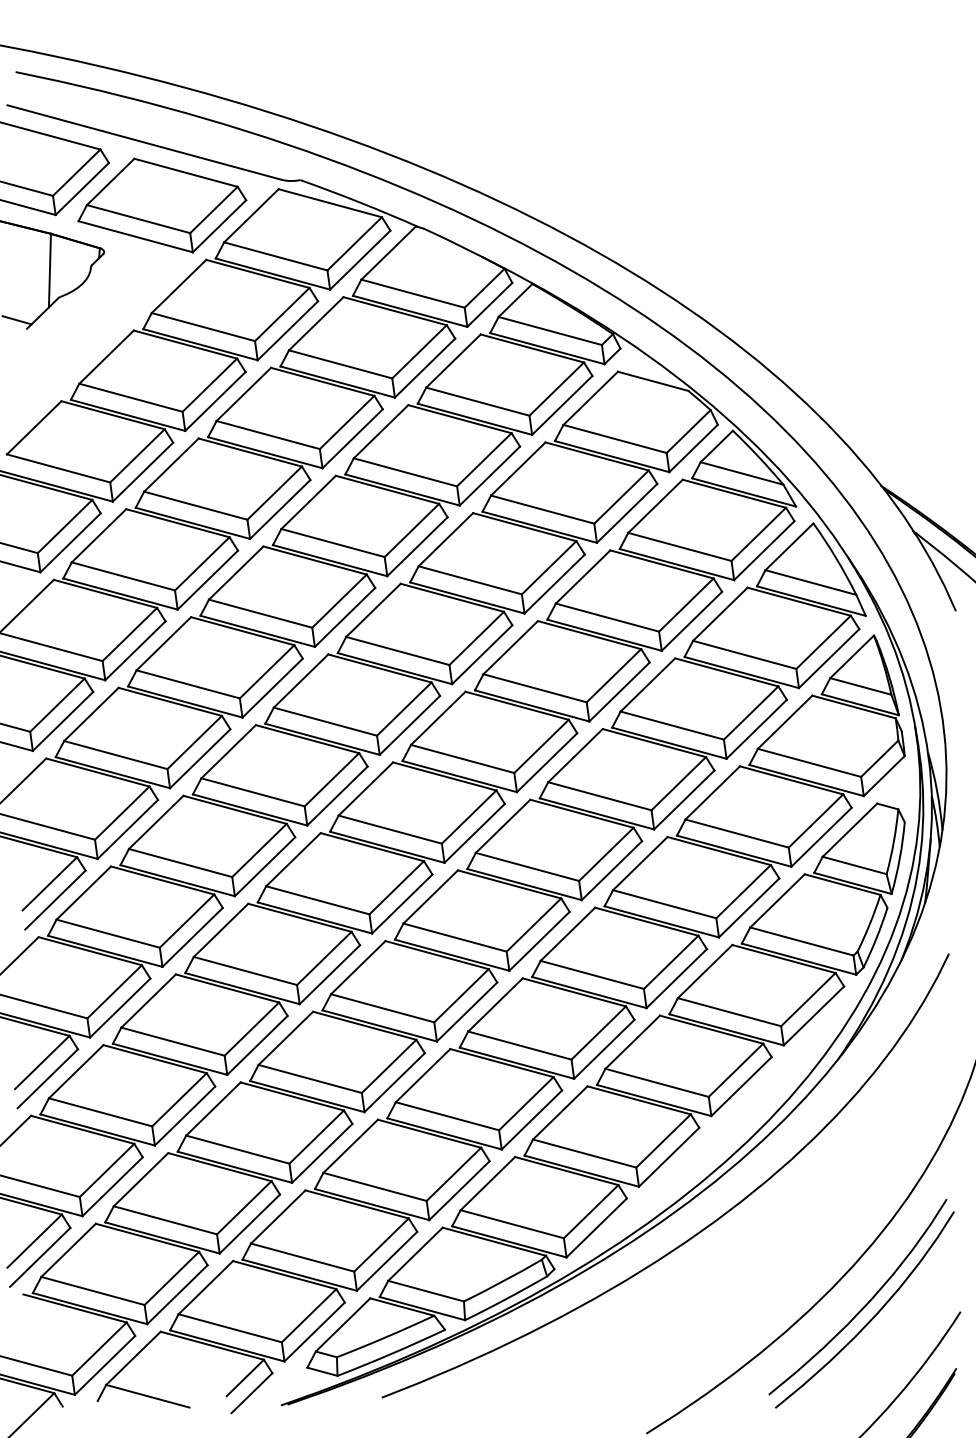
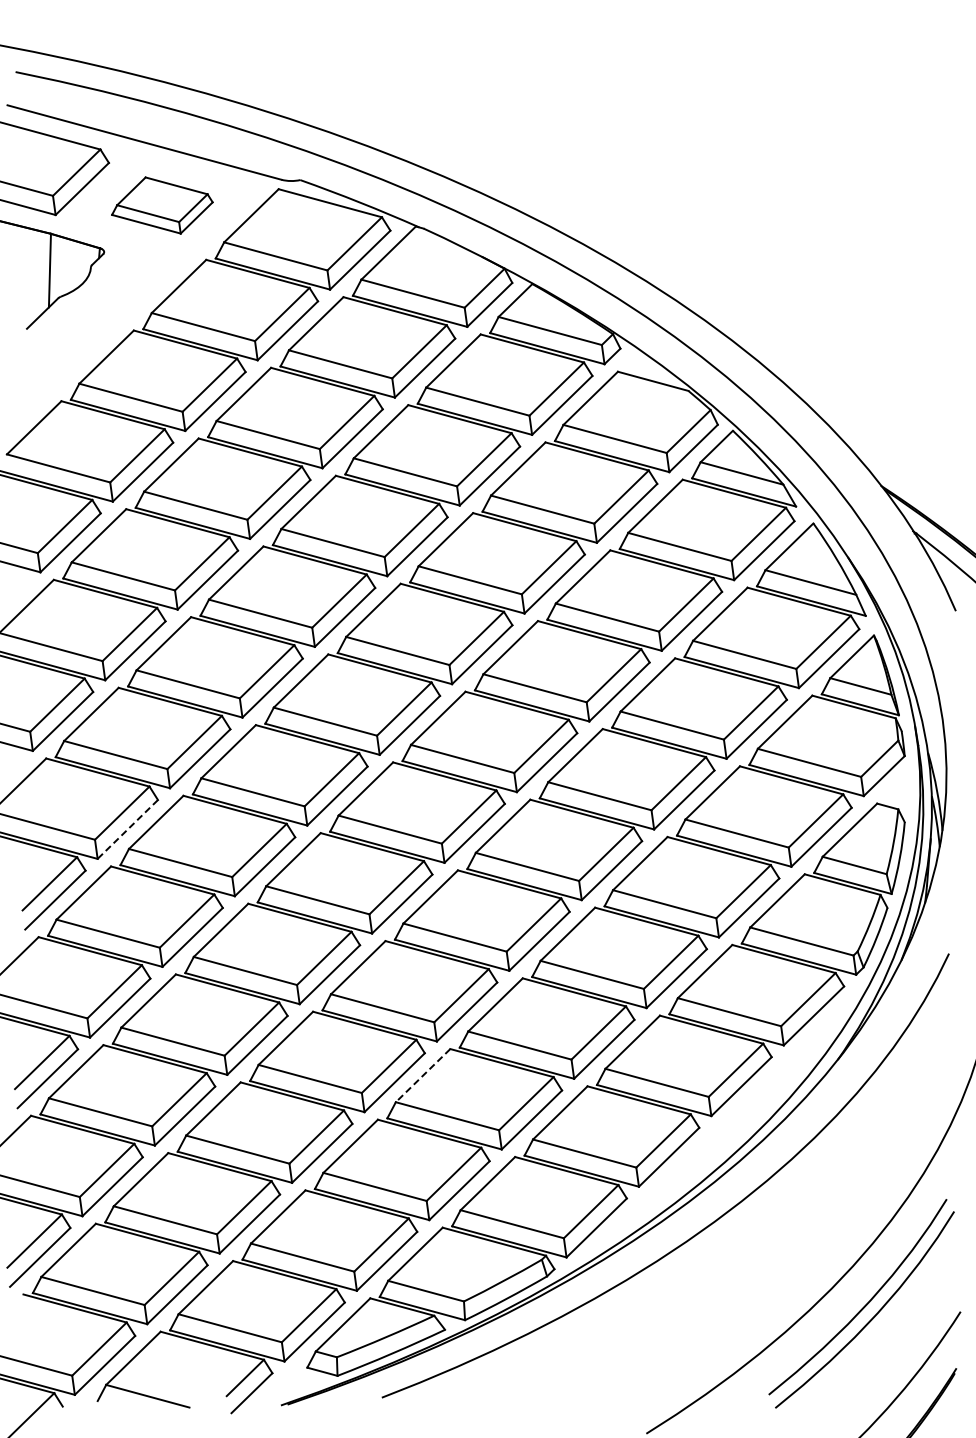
part size: 171x97 px -> 103x59 px (162, 205)
line: present -> none (16, 320)
line: solid -> dashed (127, 829)
line: solid -> dashed (422, 1075)
